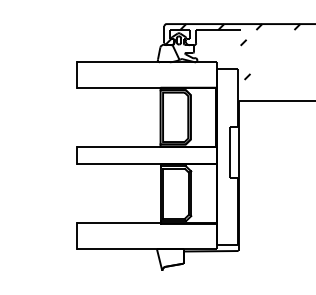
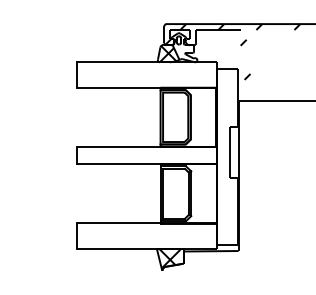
hatch: none -> present (167, 54)
hatch: none -> present (170, 258)
